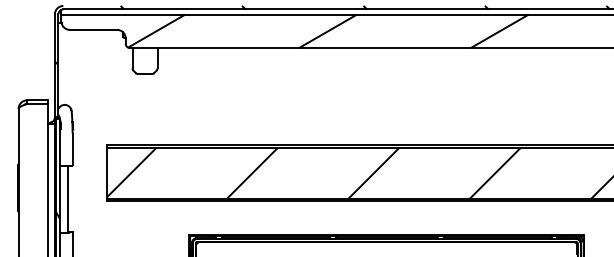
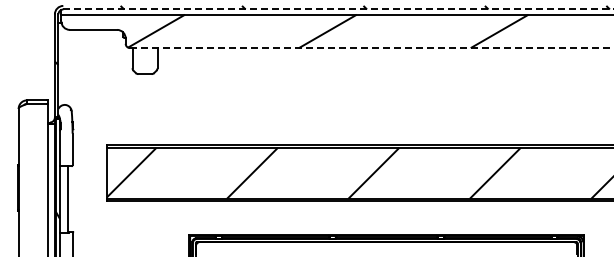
line: solid -> dashed (339, 9)
line: solid -> dashed (371, 48)
